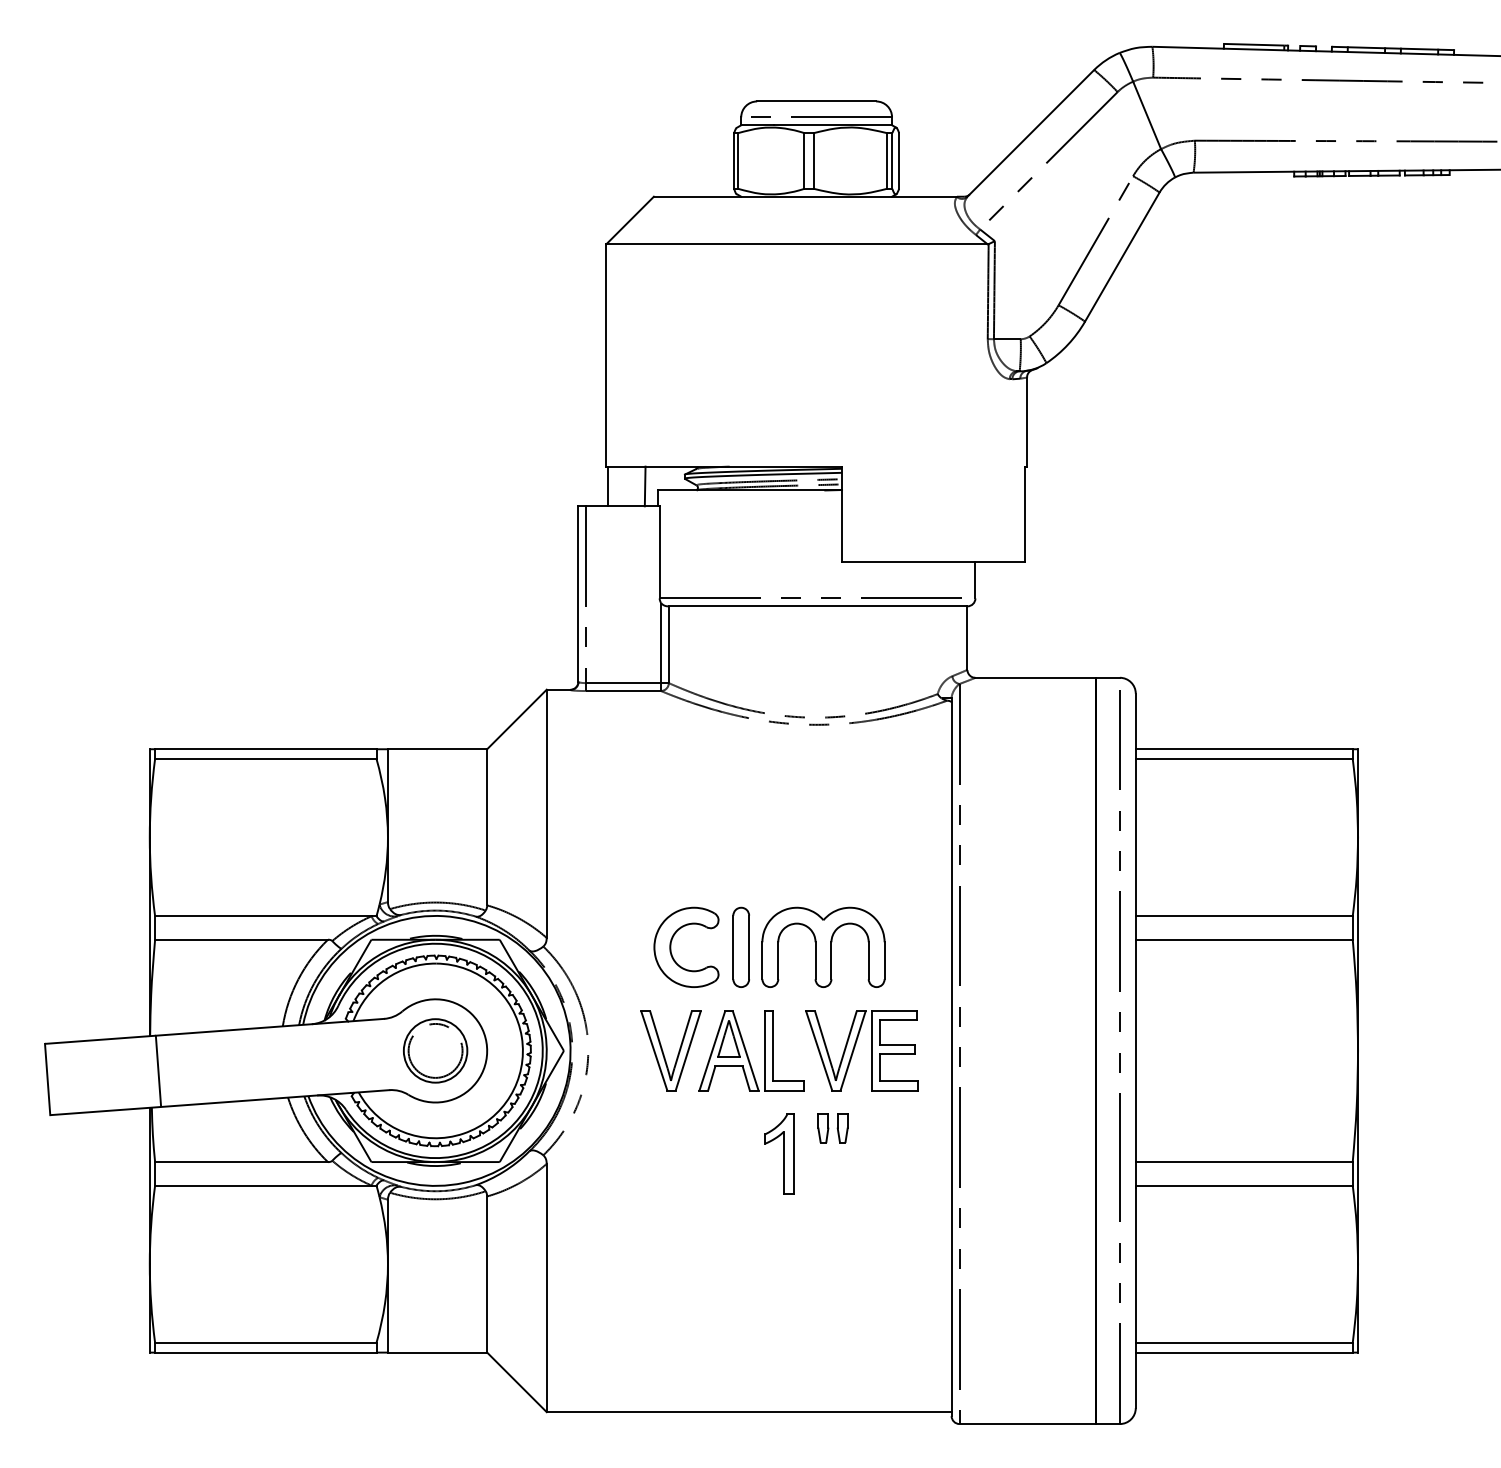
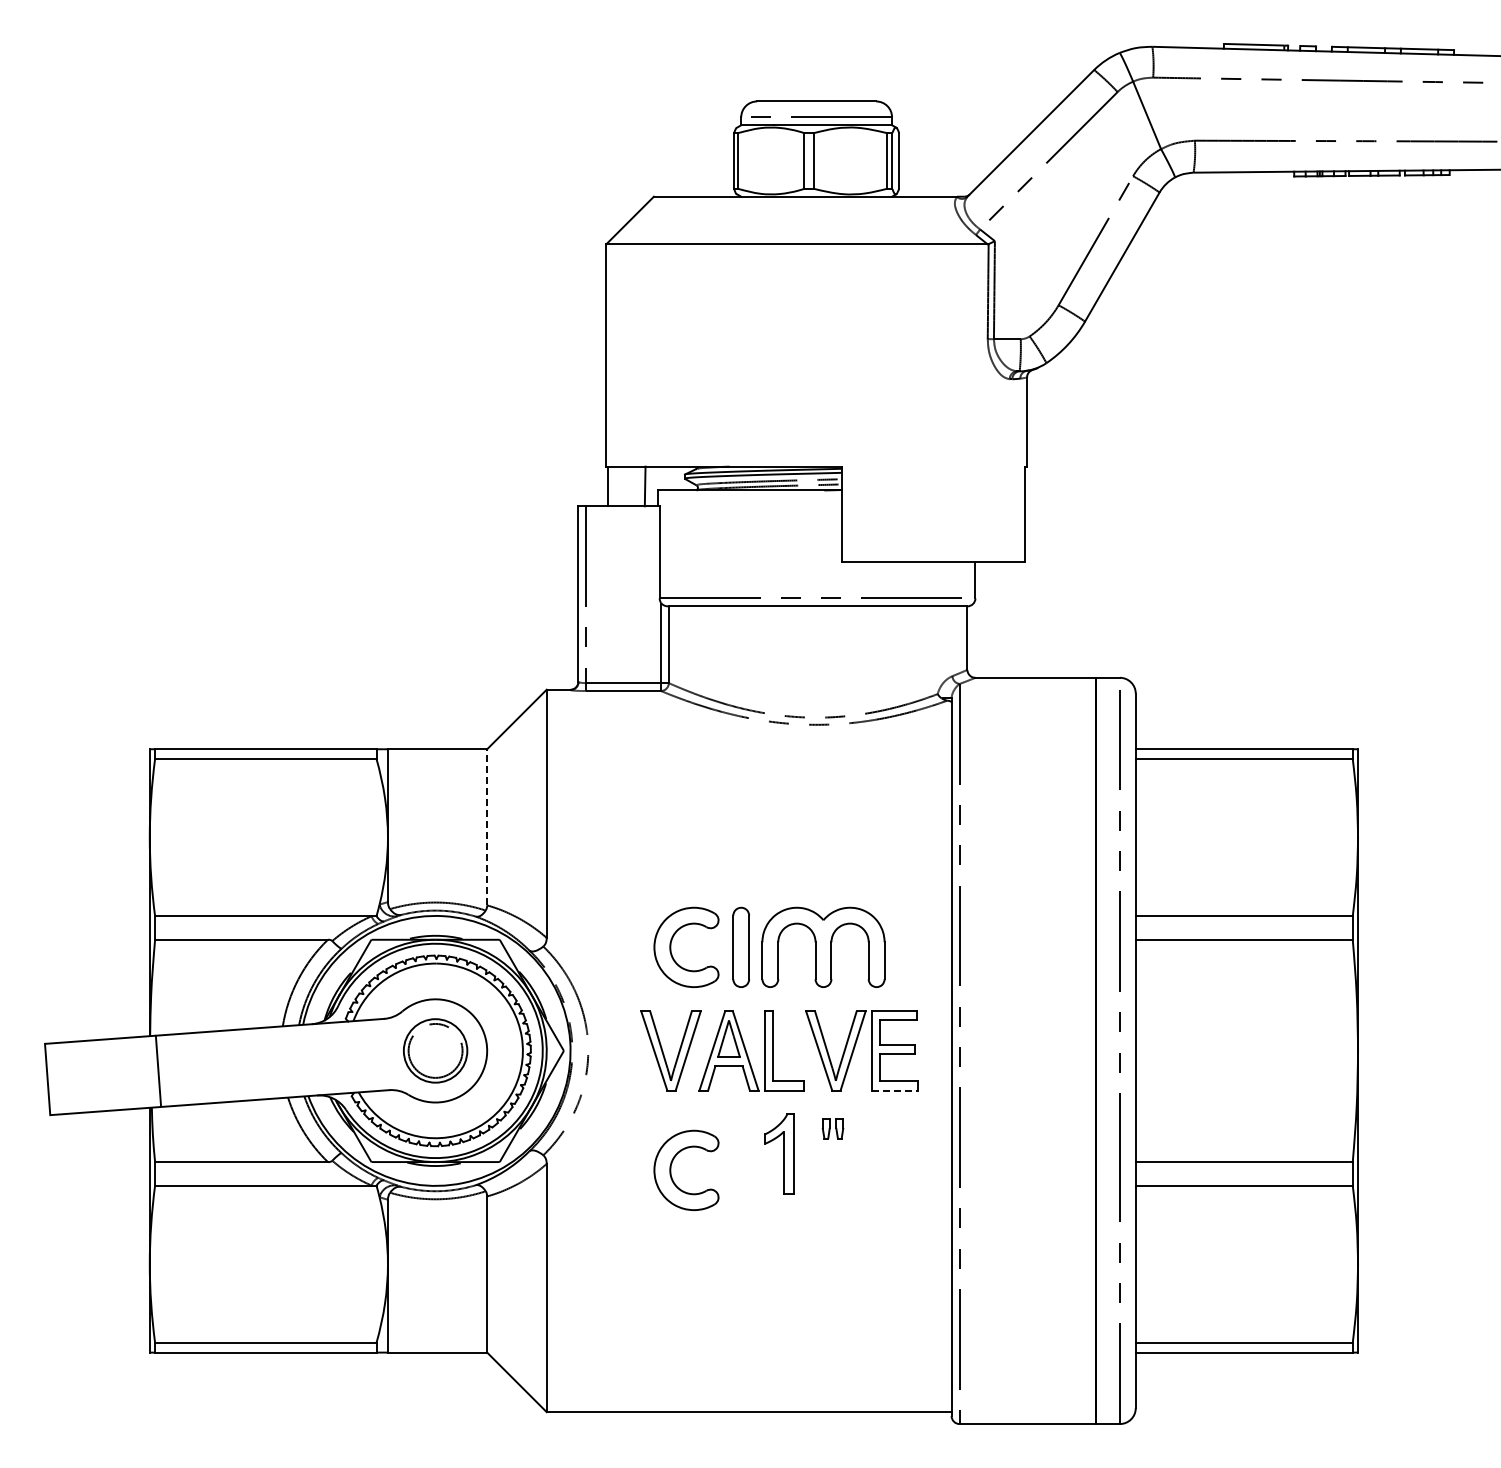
line: solid -> dashed (487, 826)
line: solid -> dashed (894, 1090)
part size: 32x31 px -> 24x22 px (832, 1128)
part: none -> present (671, 1169)
